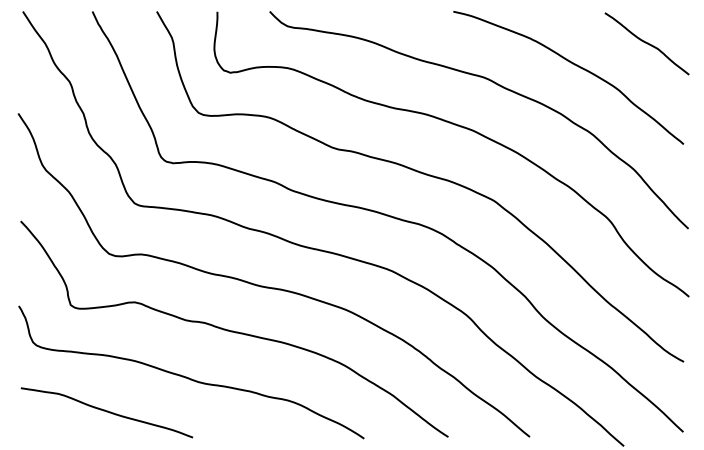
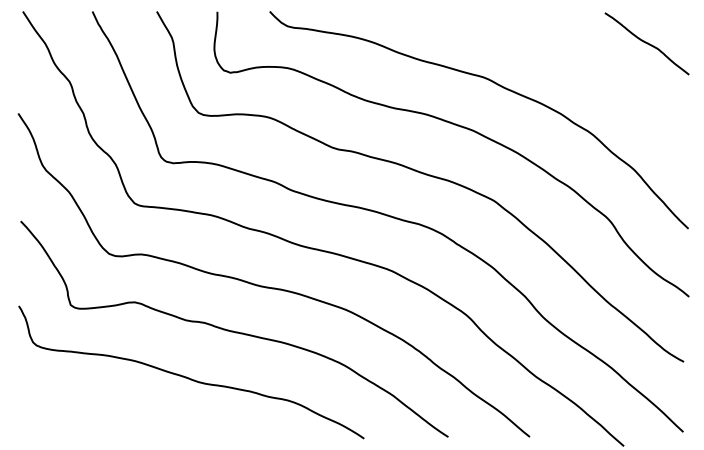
curve: present -> none (574, 65)
curve: present -> none (106, 412)
